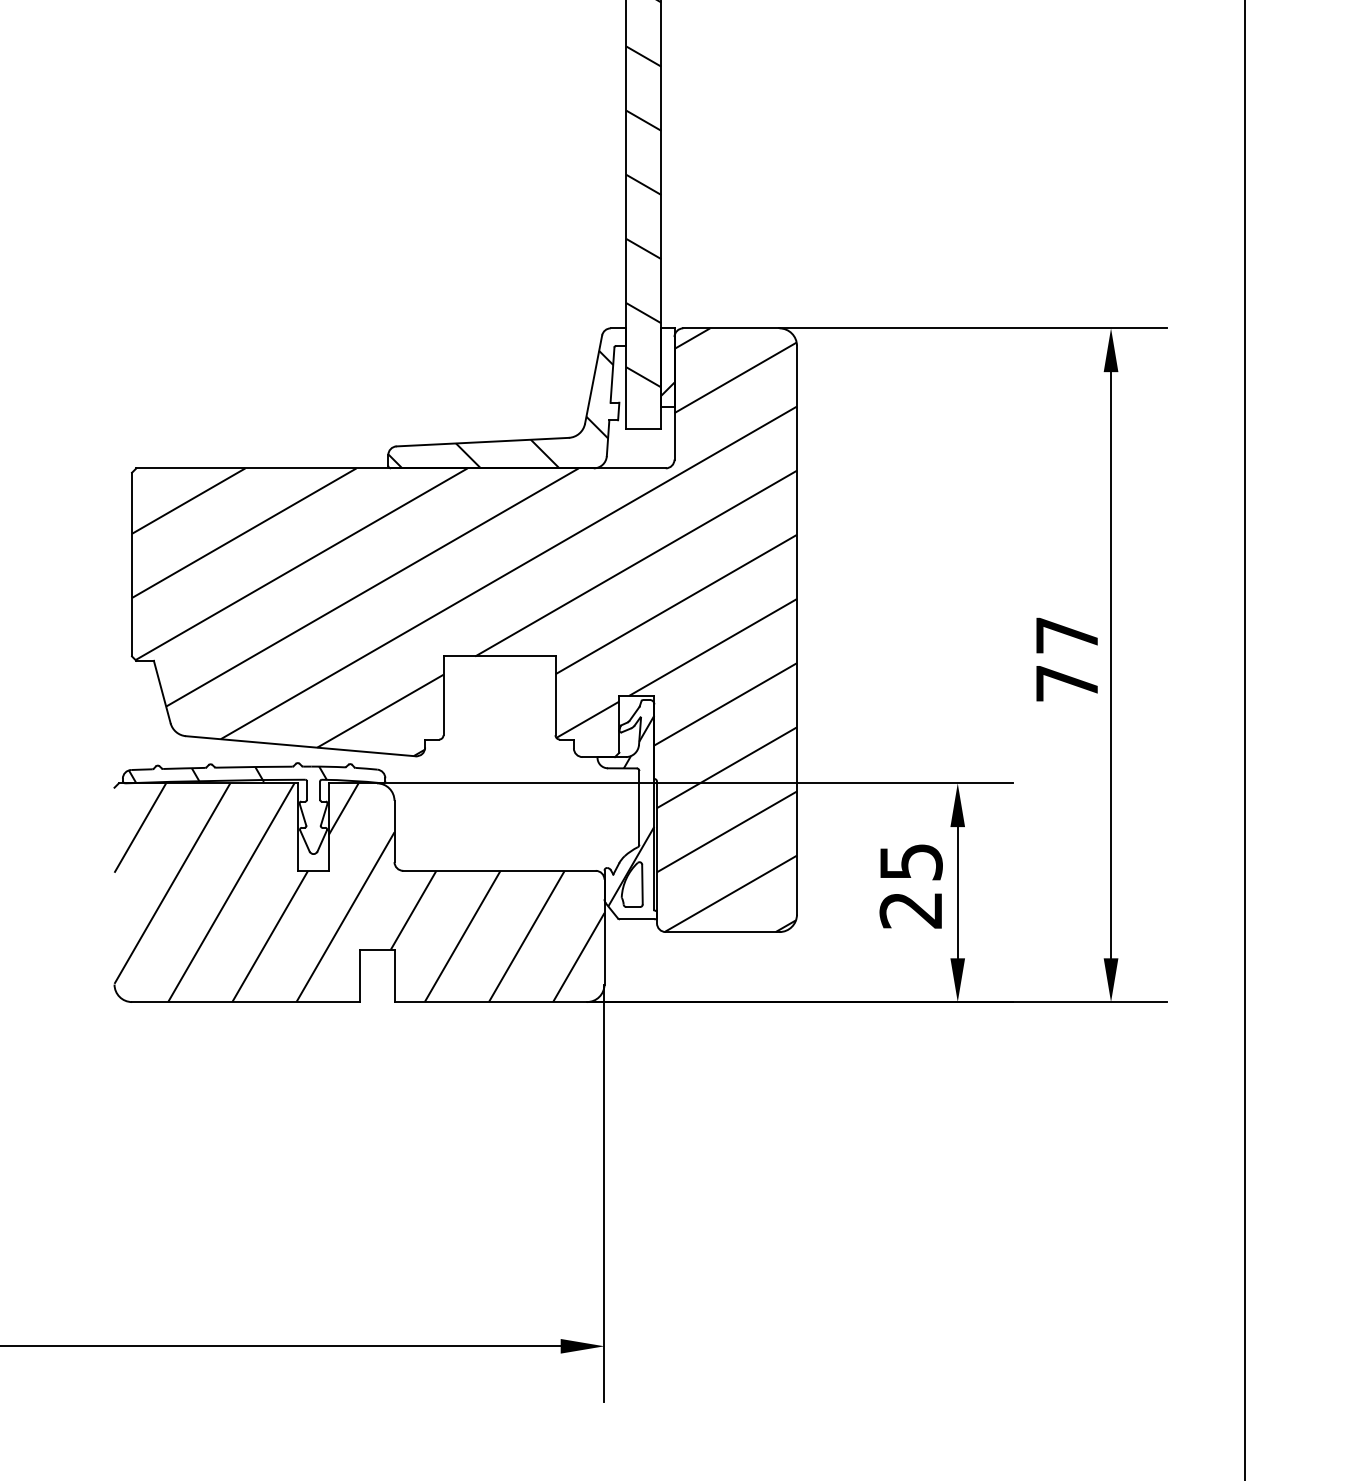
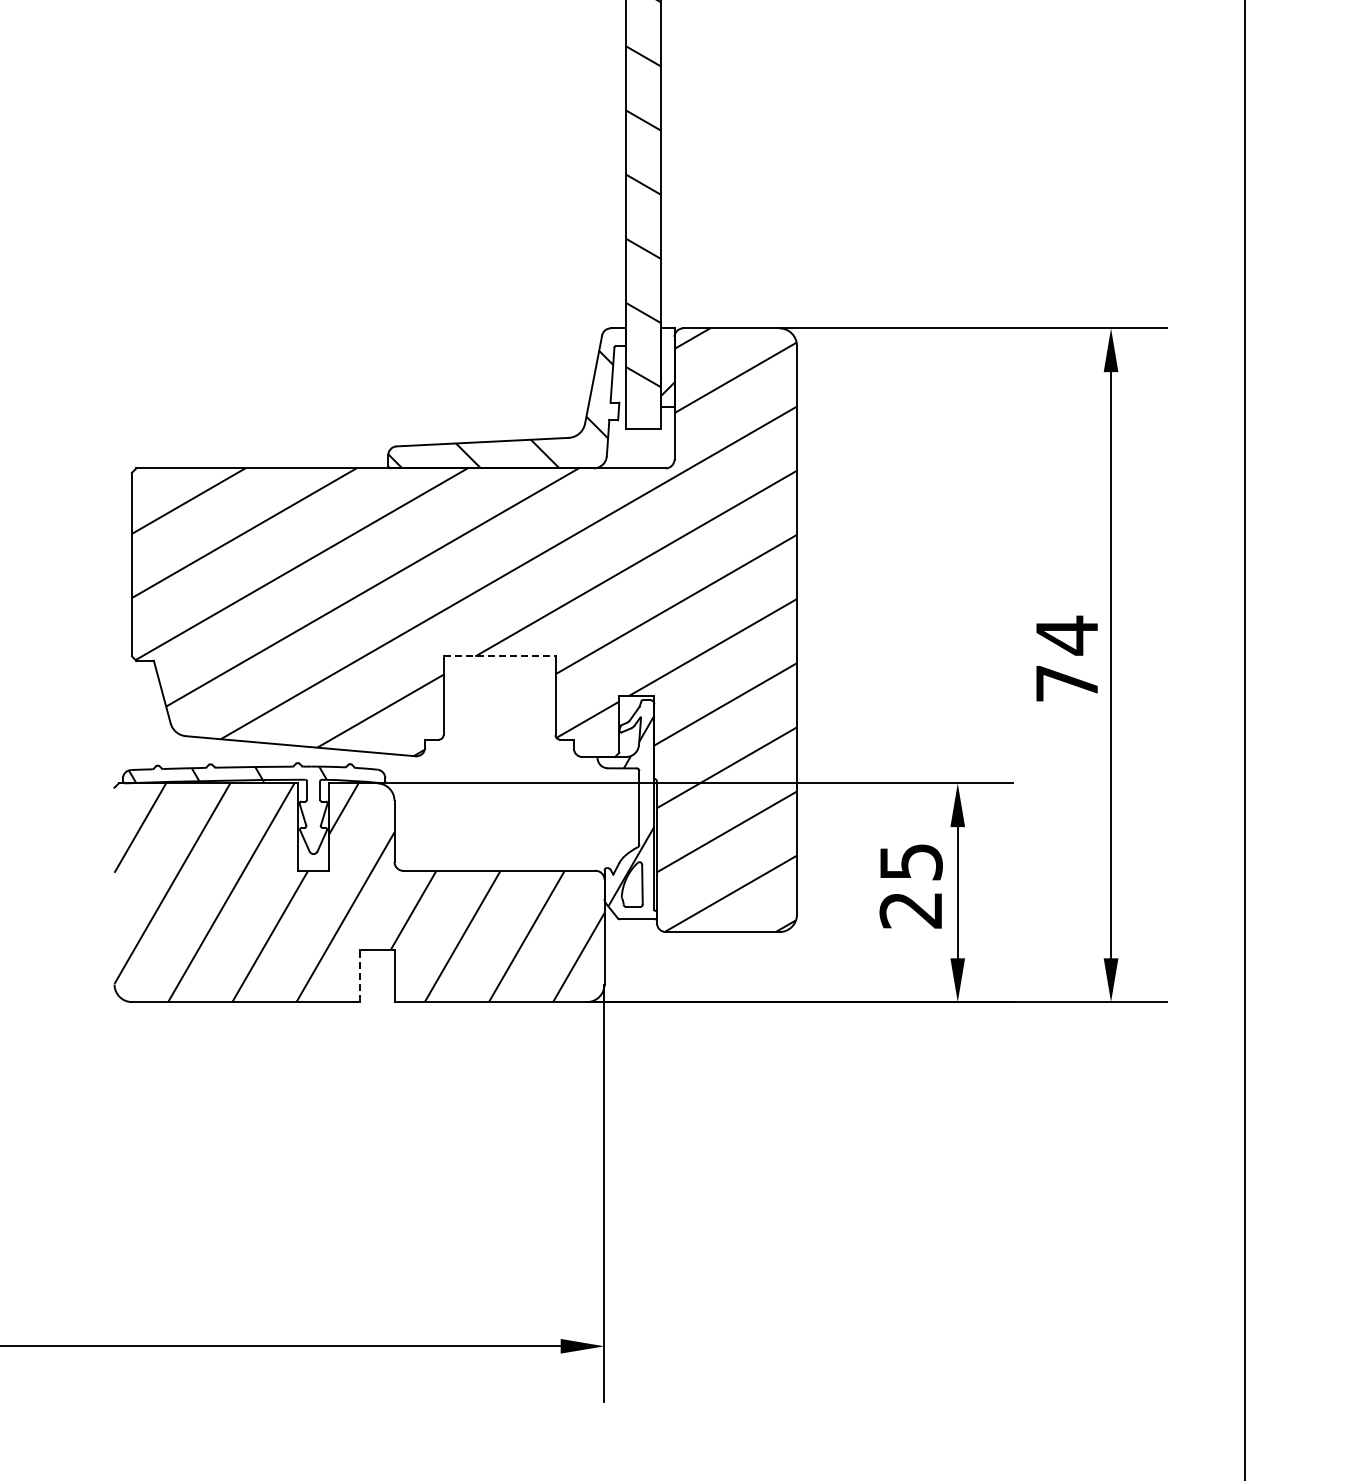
text: 77 -> 74 (1066, 635)
line: solid -> dashed (499, 656)
line: solid -> dashed (359, 975)
